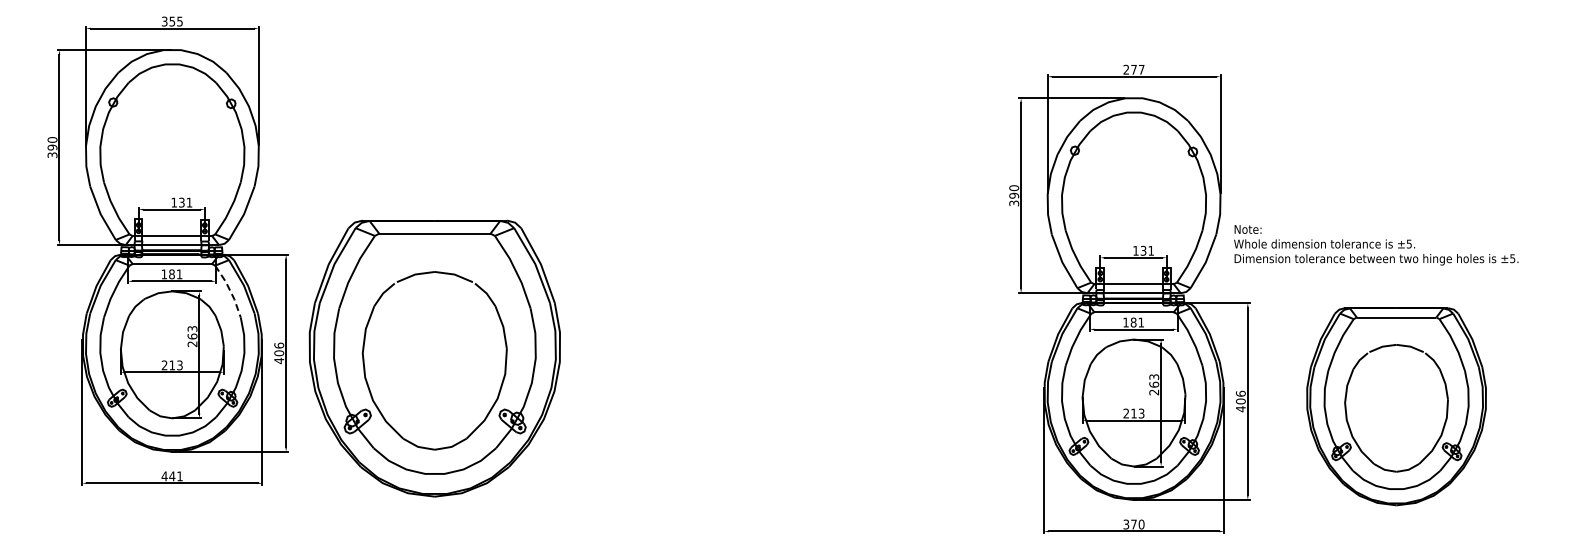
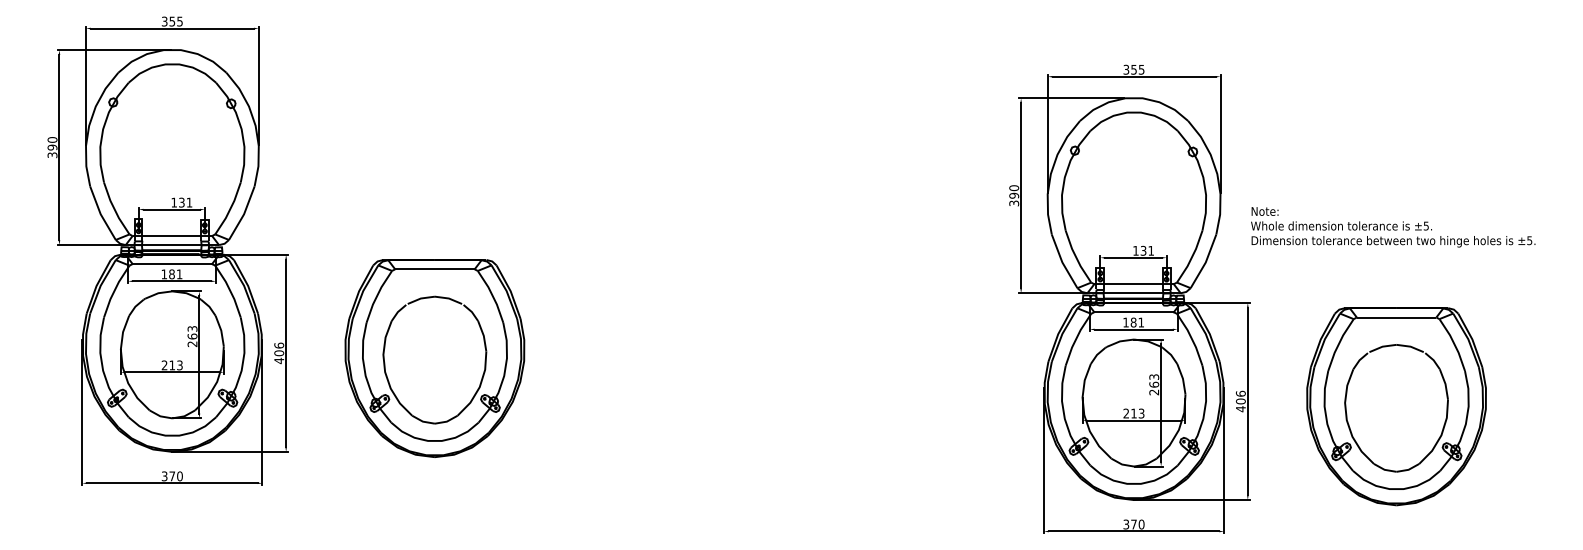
text: 277 -> 355 (1133, 69)
text position: (1376, 245) -> (1393, 227) (1393, 227)
line: dashed -> solid (230, 290)
part size: 253x279 px -> 182x199 px (434, 358)
text: 441 -> 370 (171, 476)
